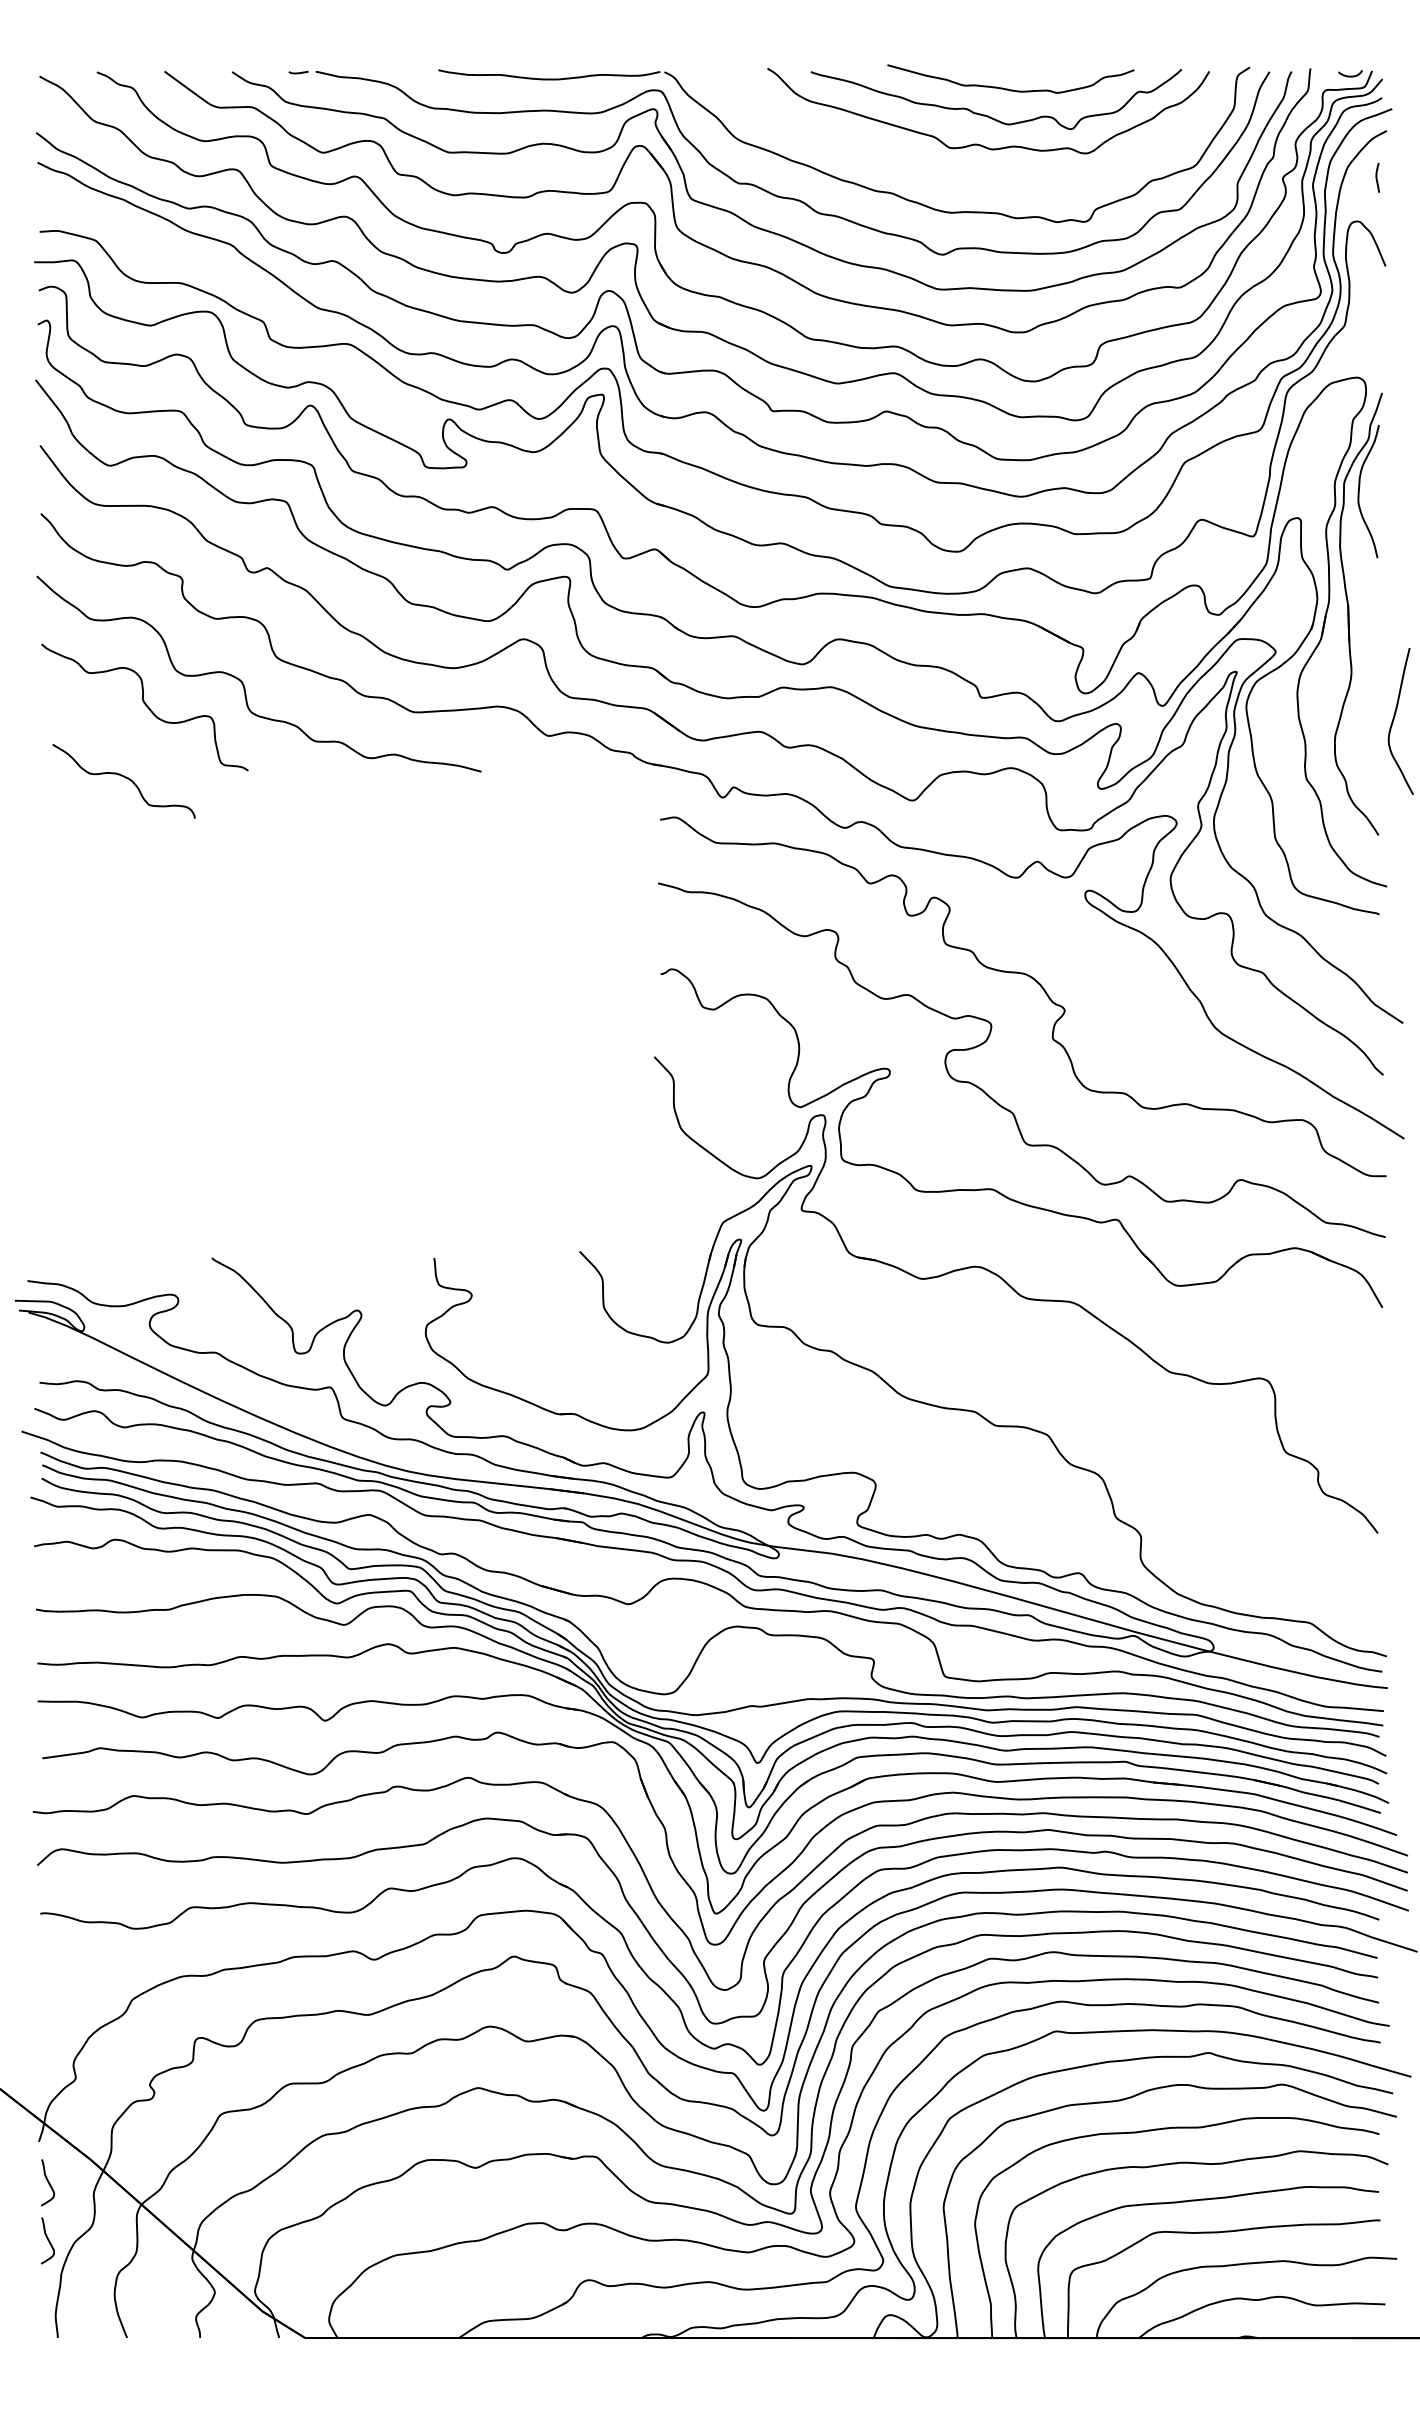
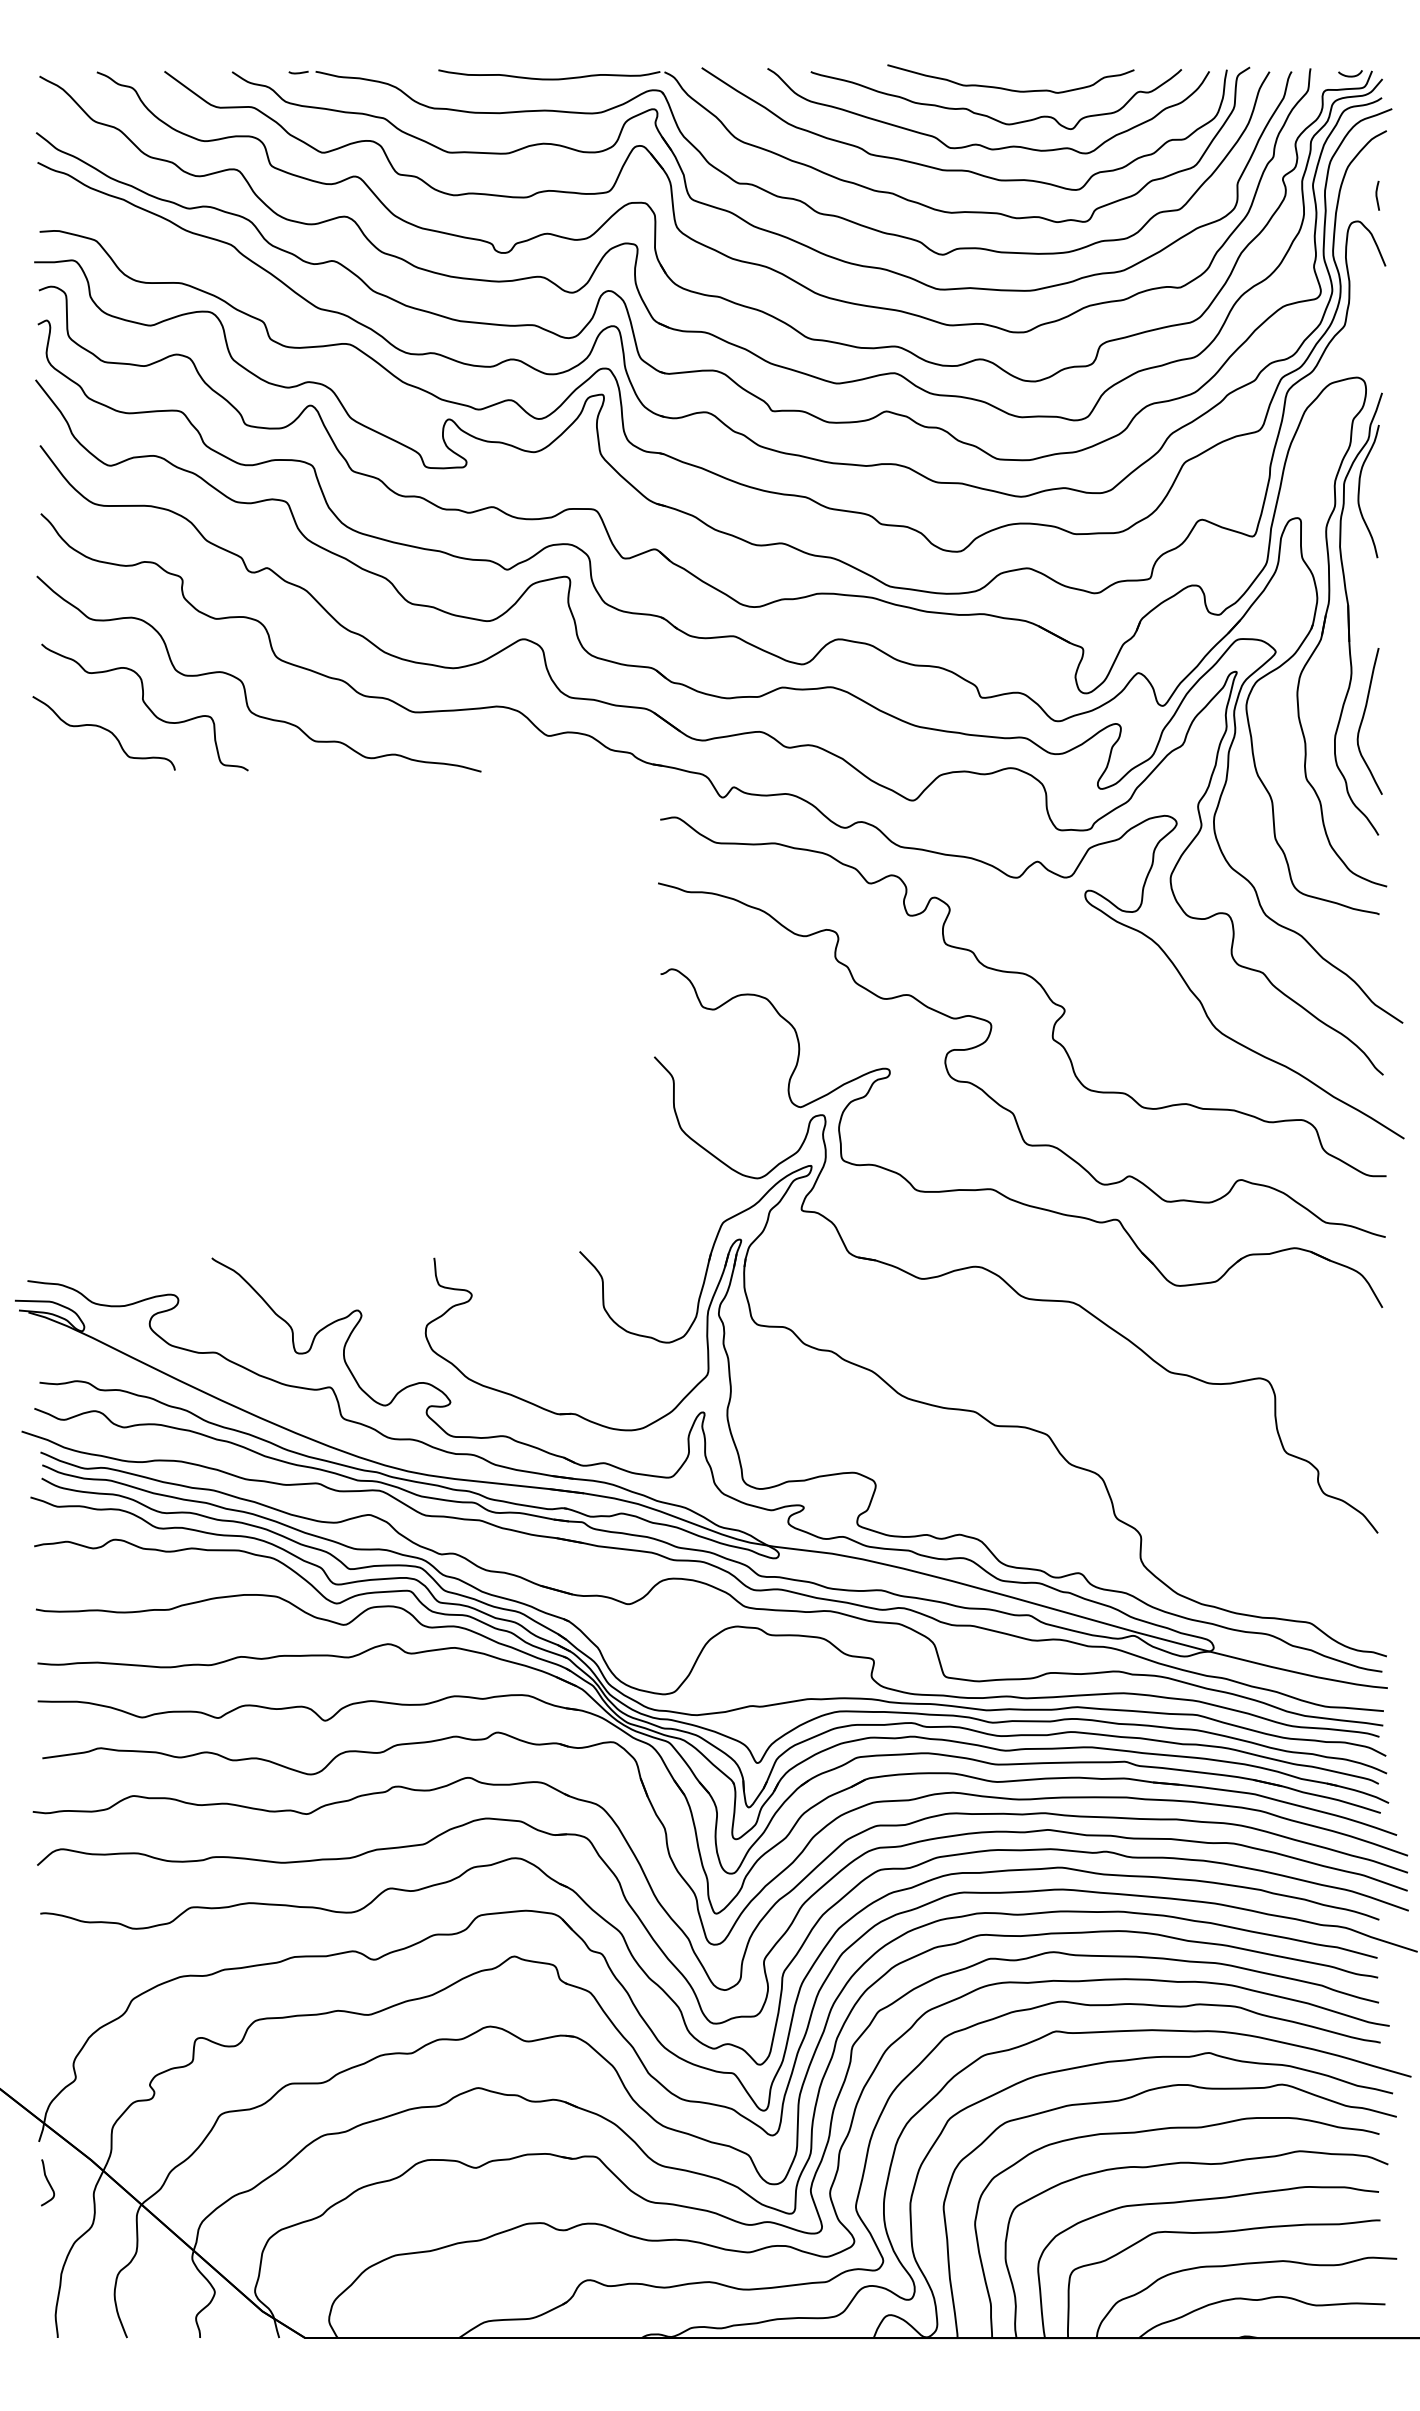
curve: none -> present (964, 169)
line position: (1377, 177) -> (1377, 195) (1377, 195)
curve position: (1394, 719) -> (1363, 719) (1363, 719)
curve position: (125, 778) -> (105, 730) (105, 730)
curve: present -> none (47, 2240)
